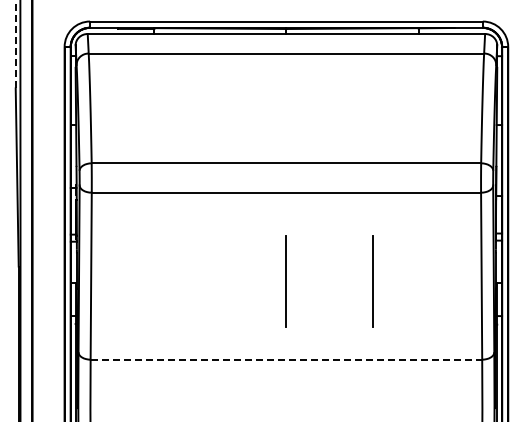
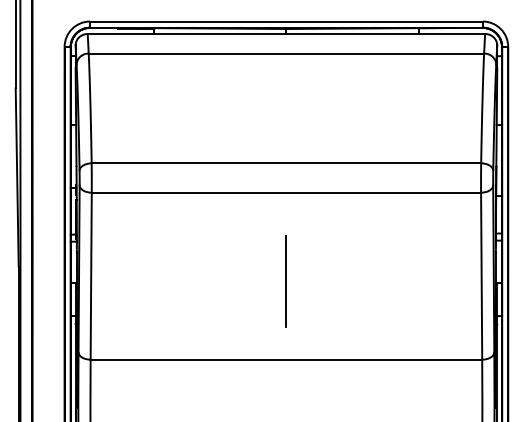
line: dashed -> solid (15, 44)
line: present -> none (372, 281)
line: dashed -> solid (286, 359)
